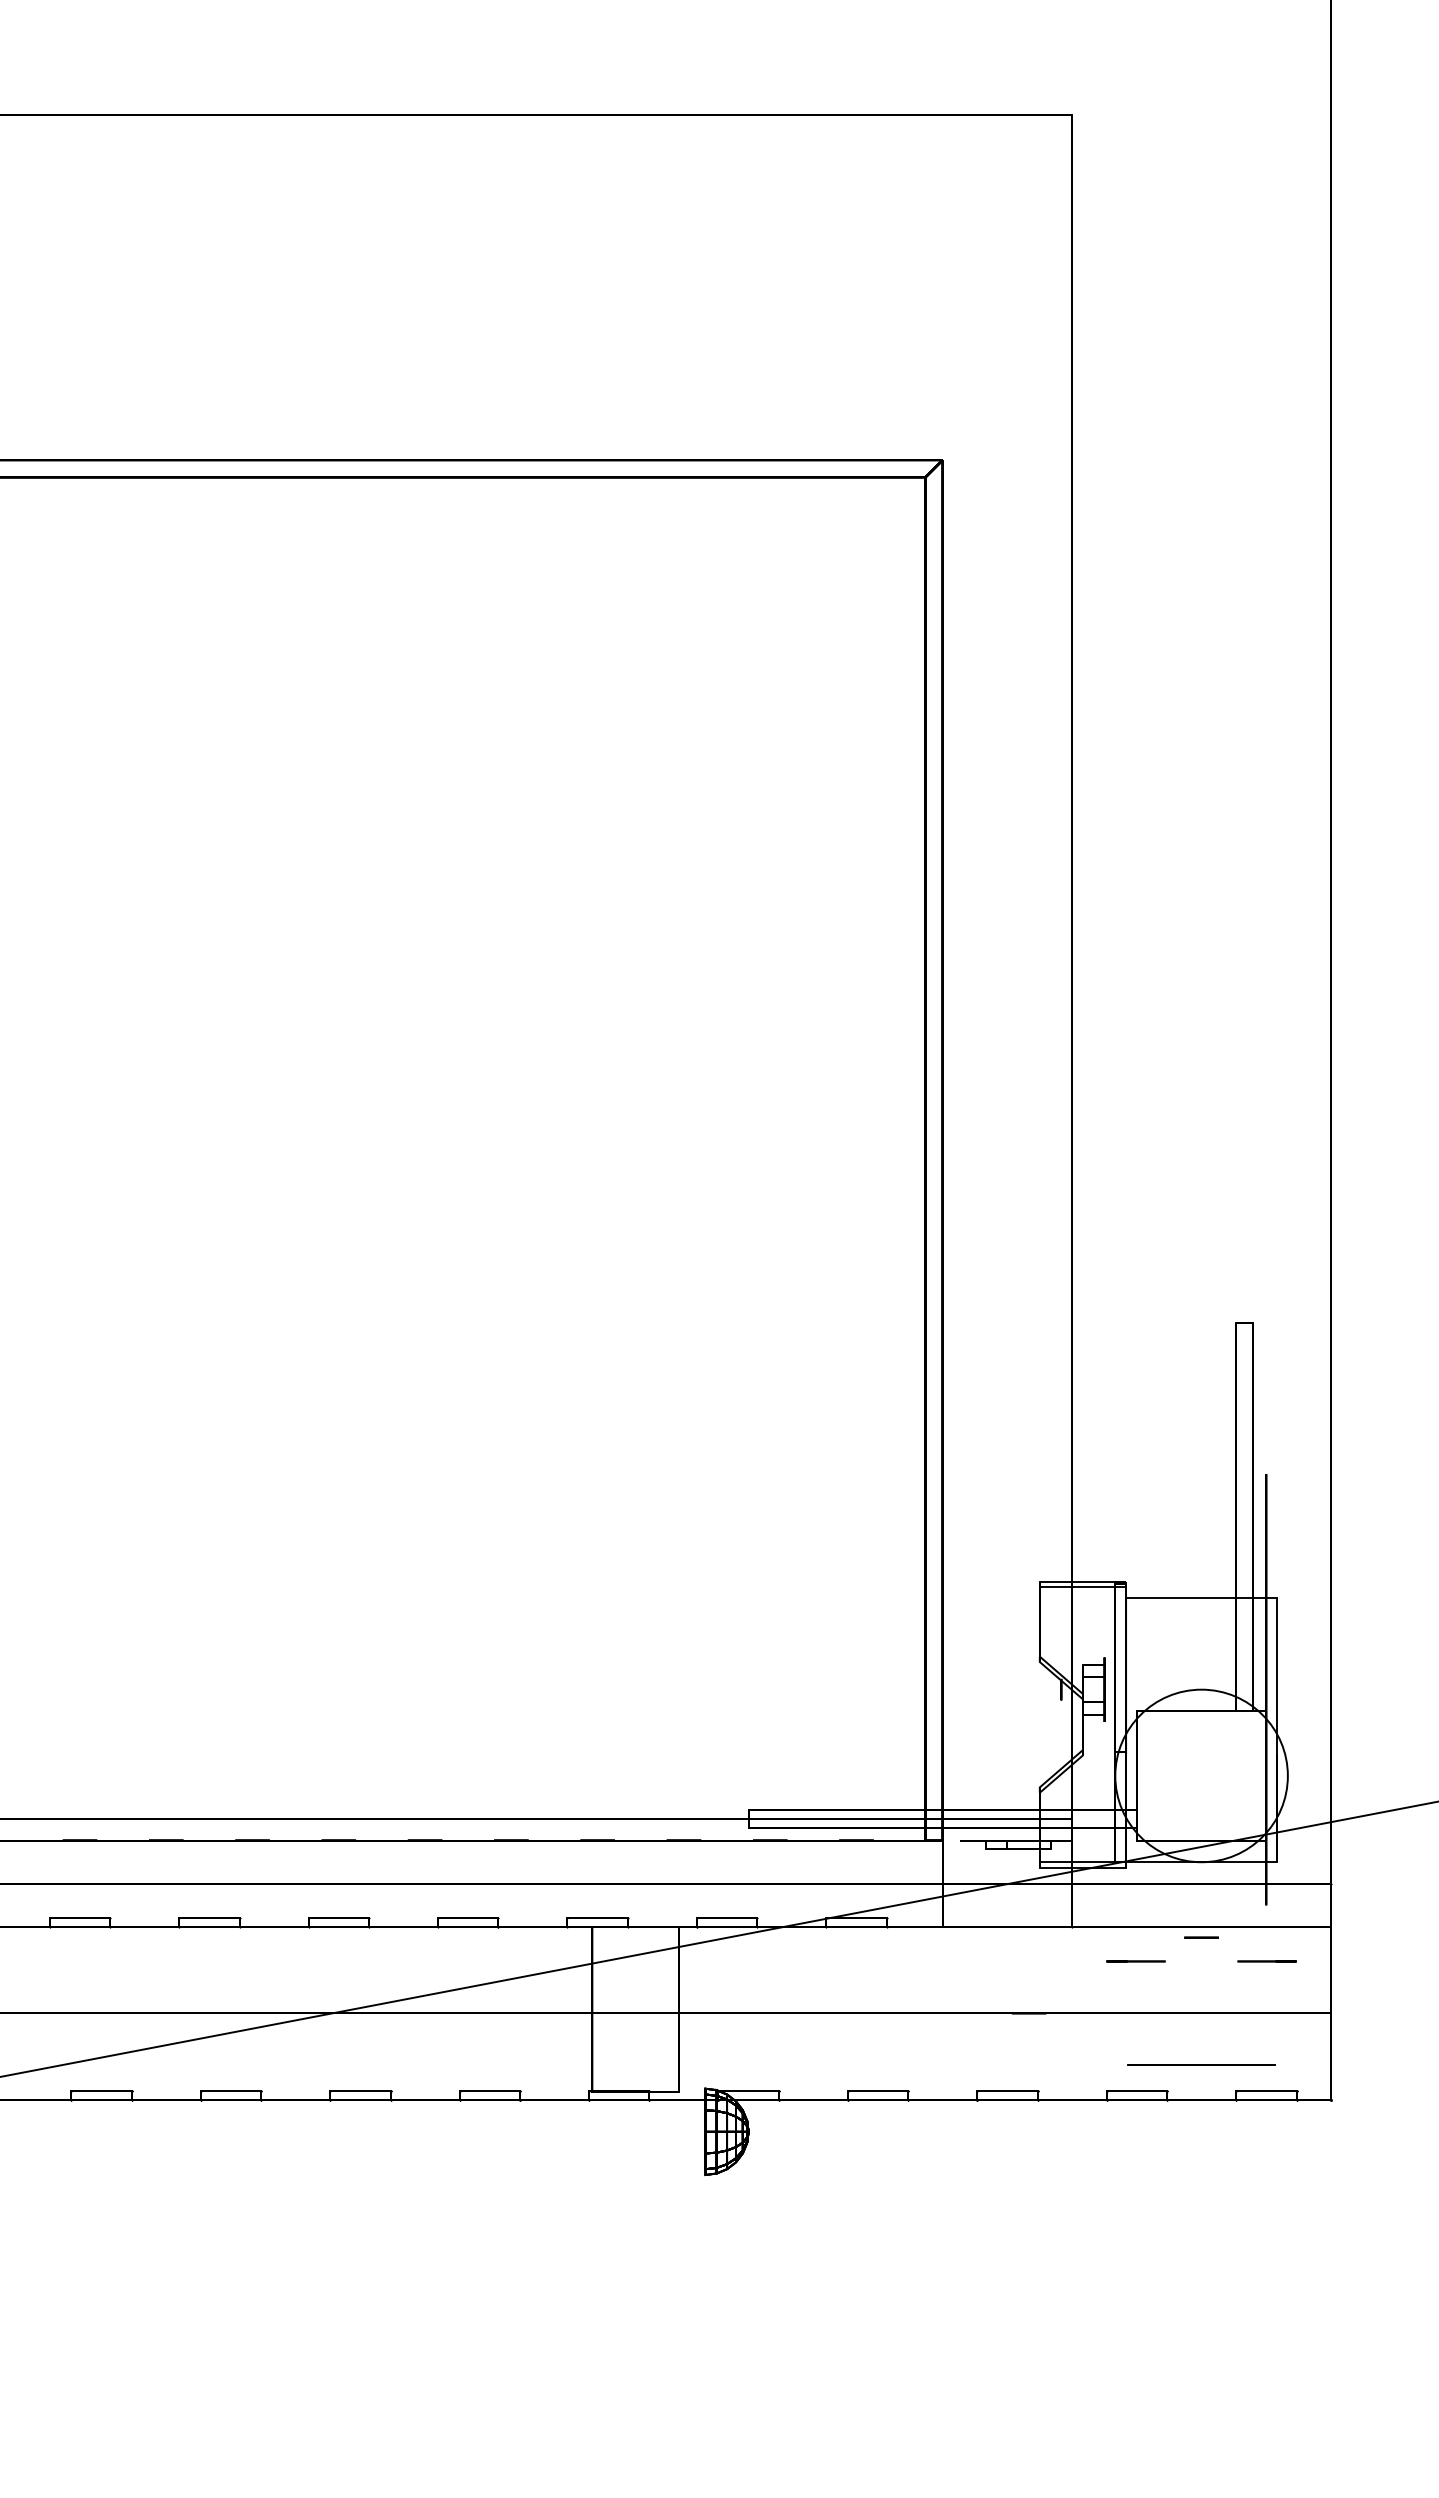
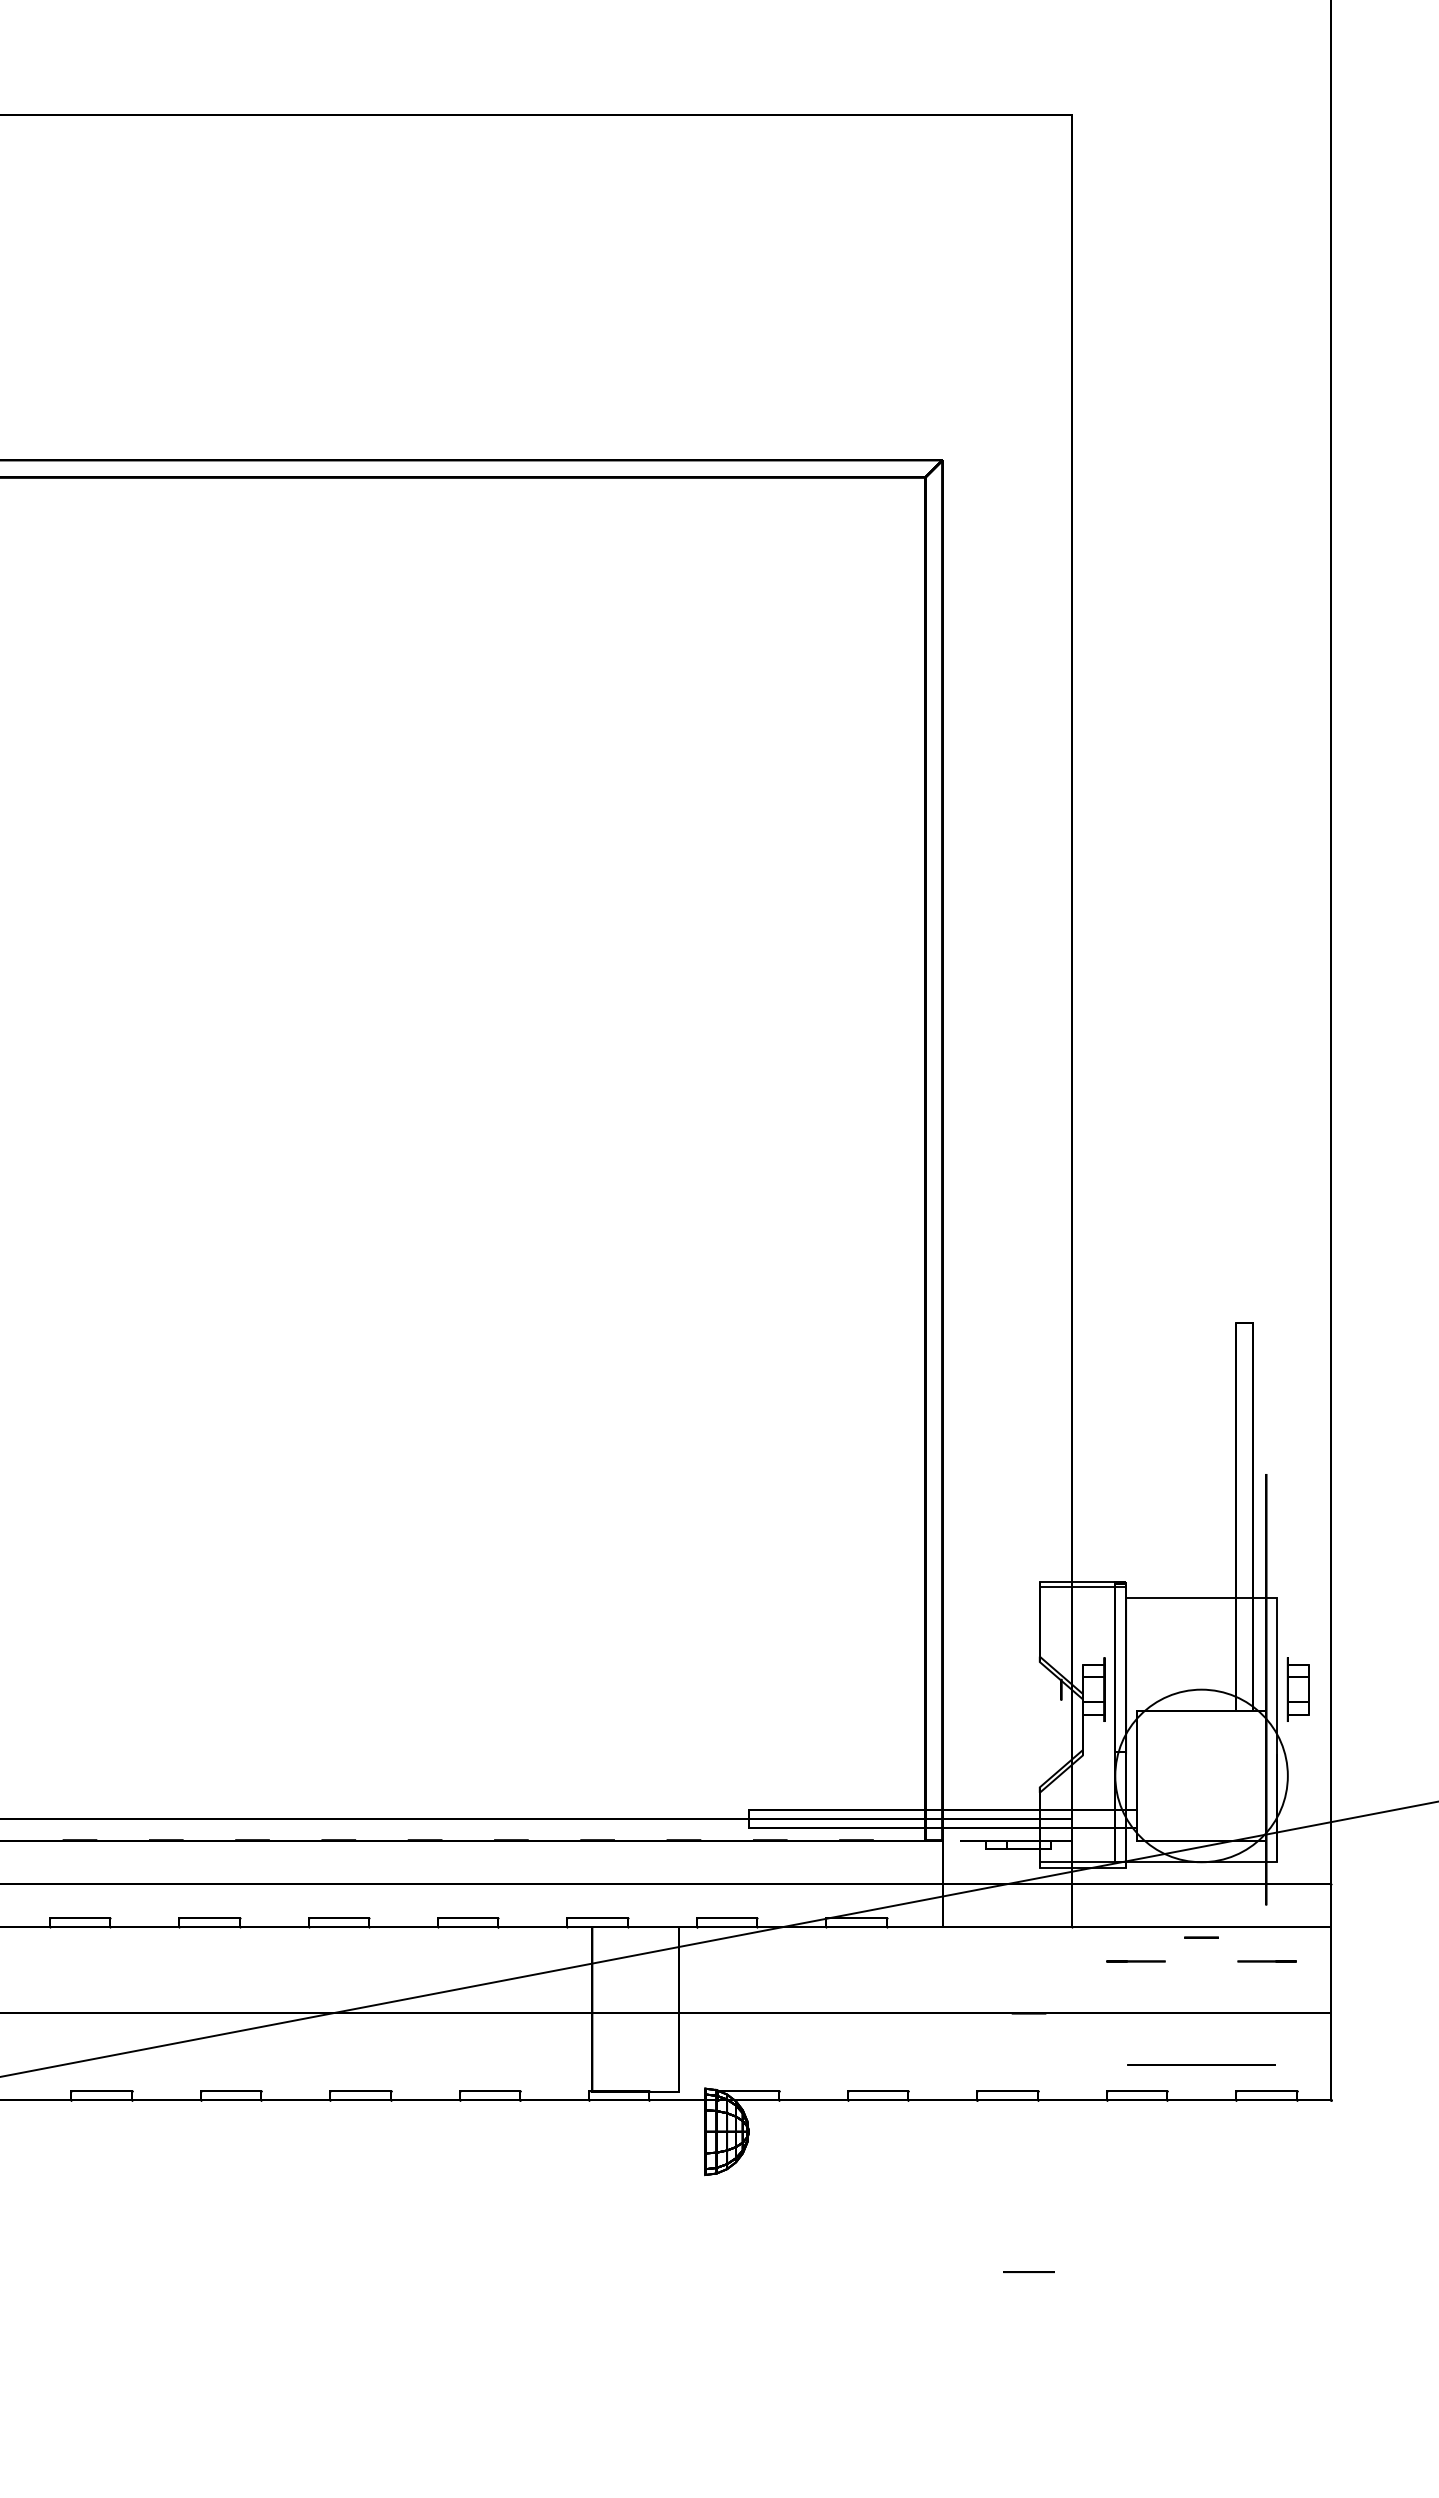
part: none -> present (1297, 1689)
line: none -> present (1028, 2271)
